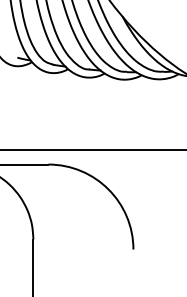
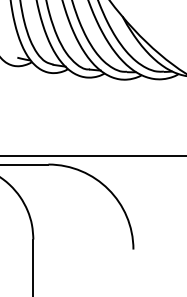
line position: (92, 150) -> (92, 156) (92, 156)
